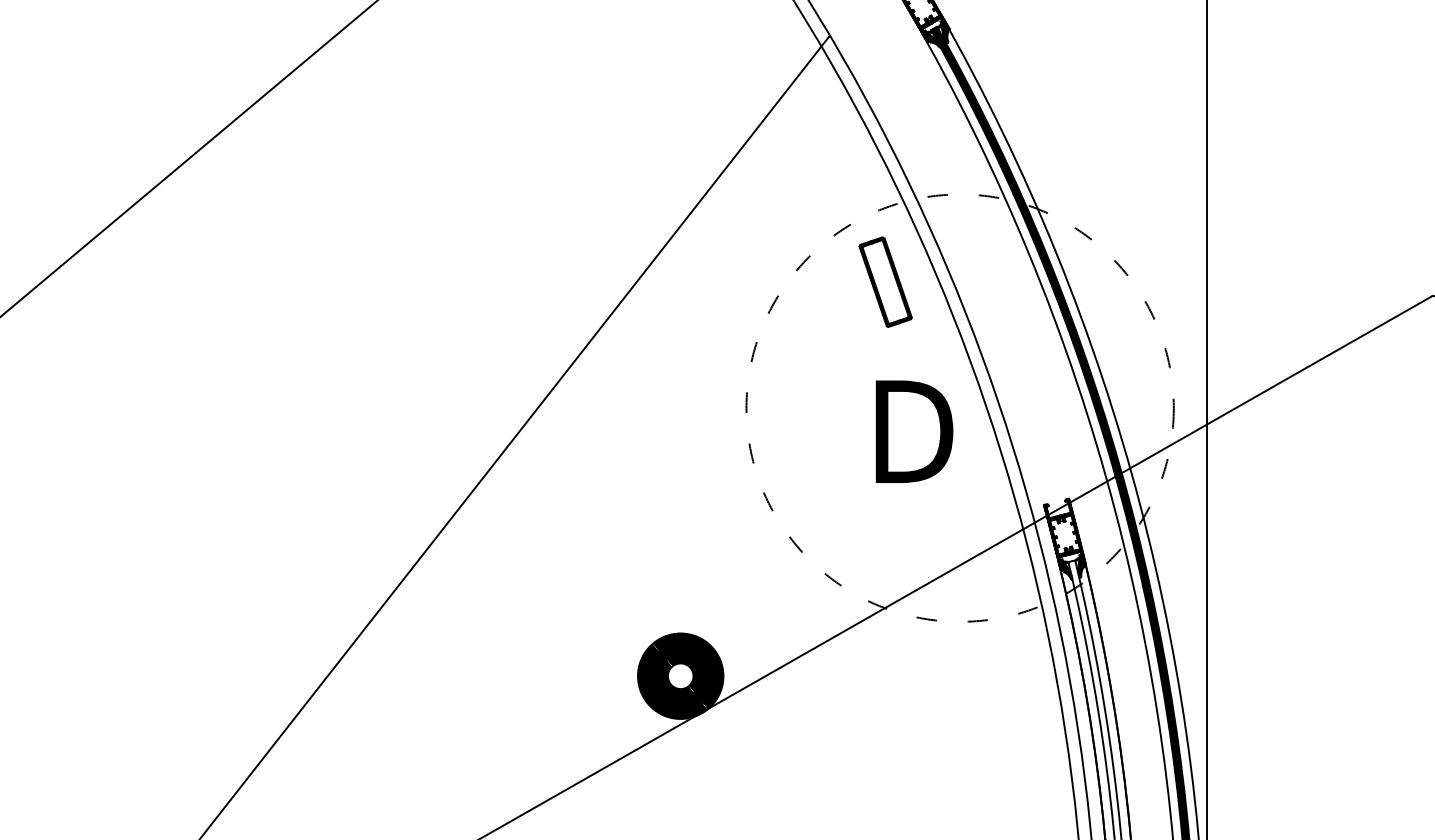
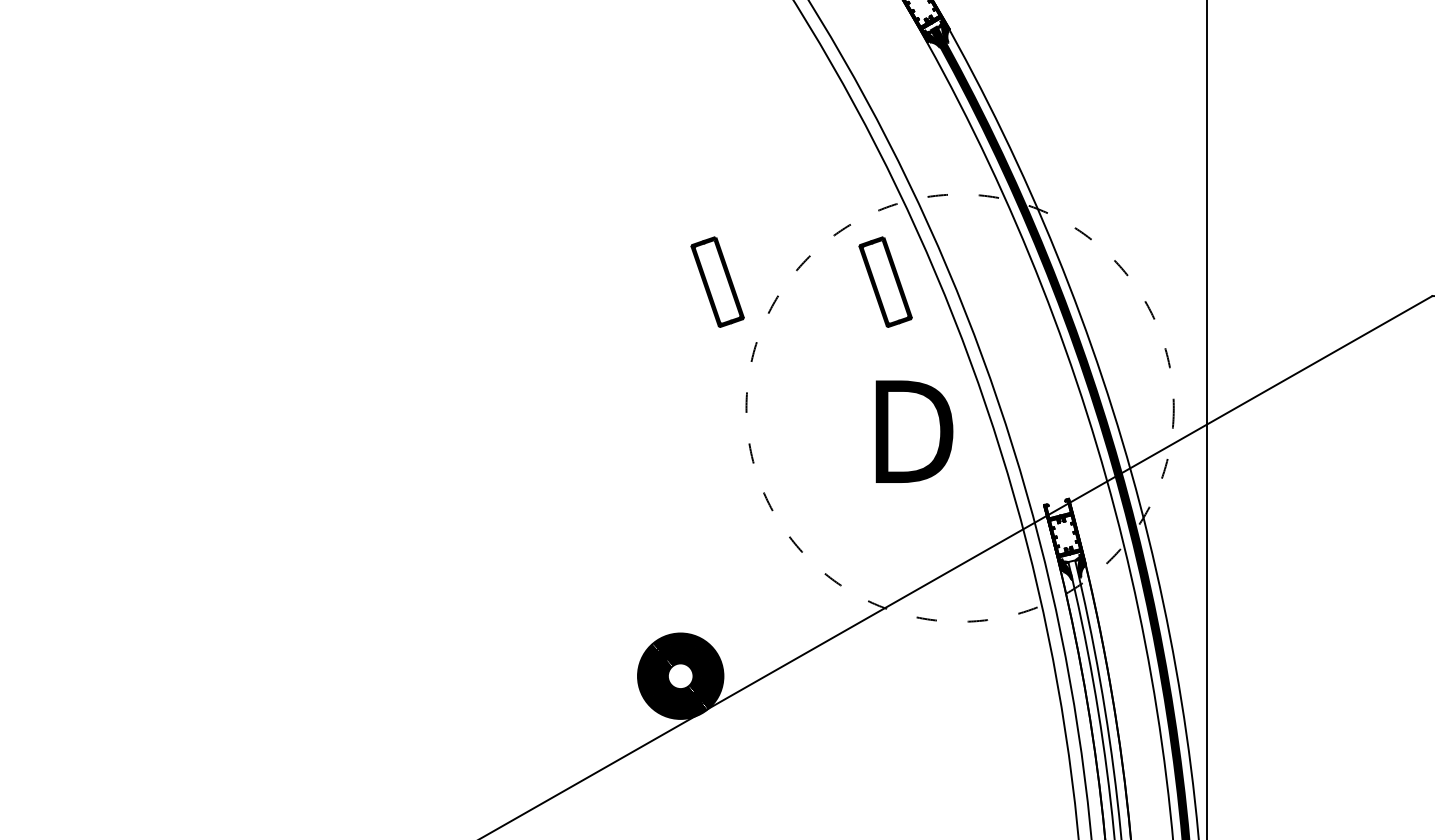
line: present -> none (188, 158)
part: none -> present (717, 281)
line: present -> none (515, 435)
